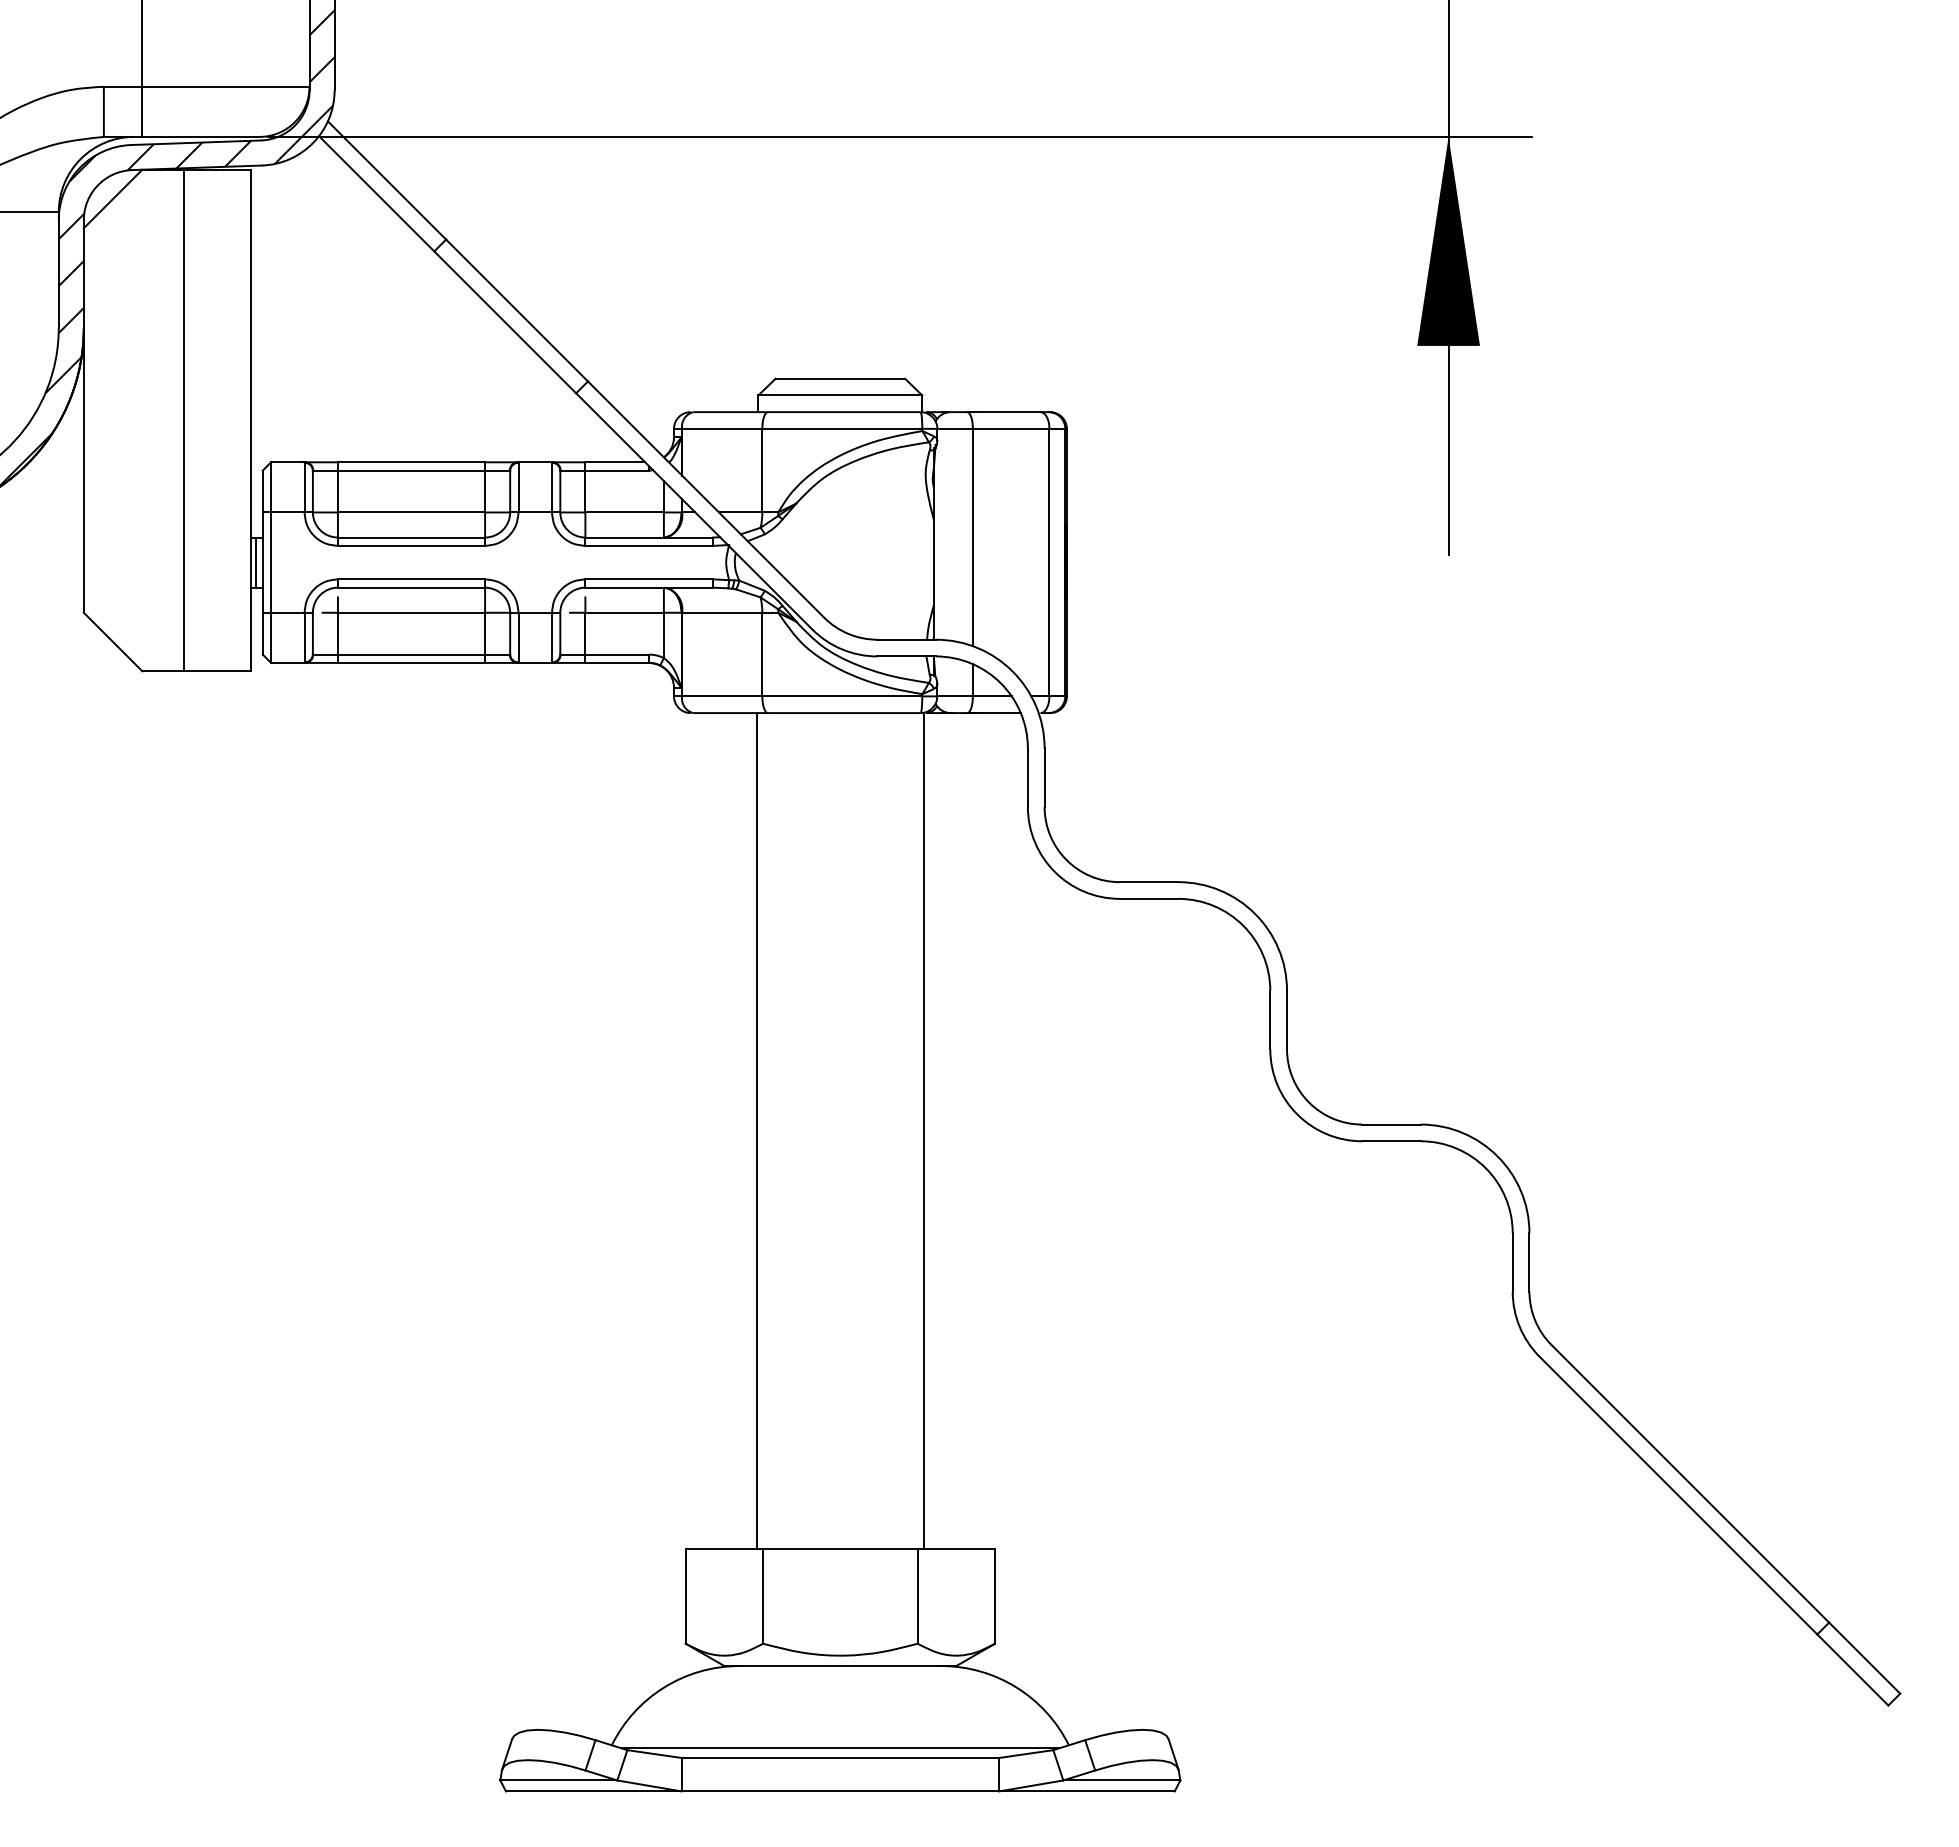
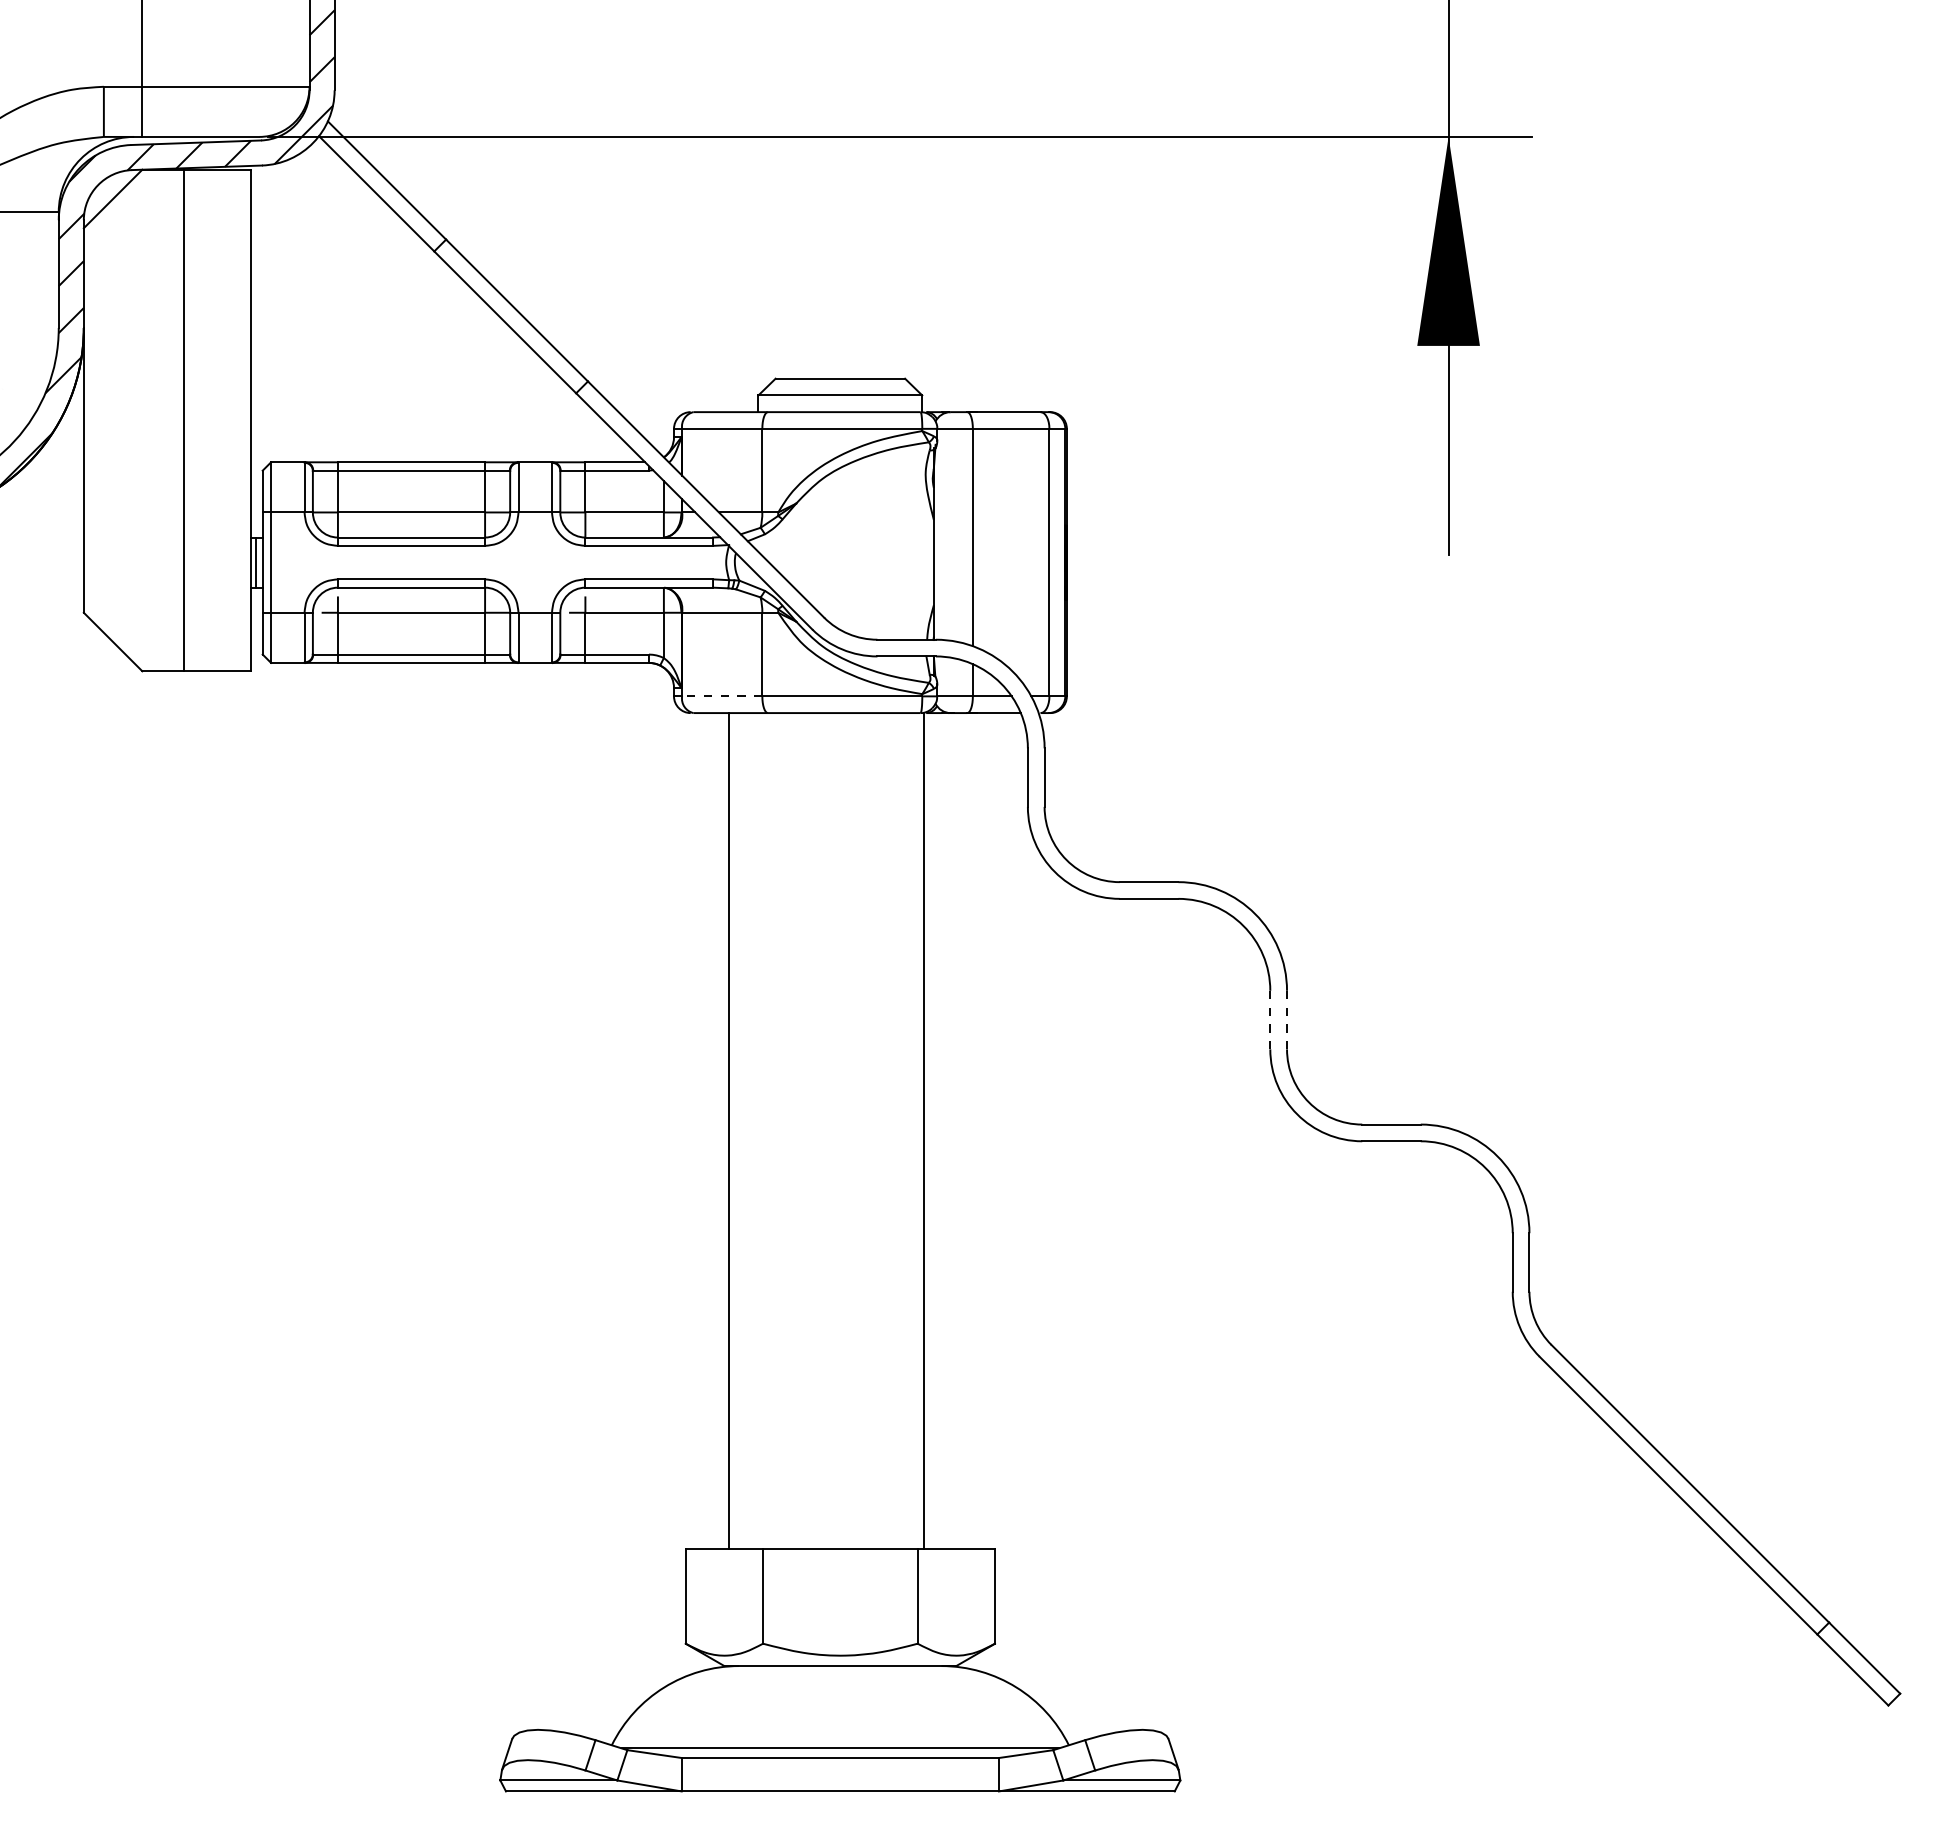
line: solid -> dashed (721, 696)
line: solid -> dashed (1270, 1019)
line: solid -> dashed (1287, 1020)
line position: (756, 1131) -> (728, 1131) (728, 1131)
